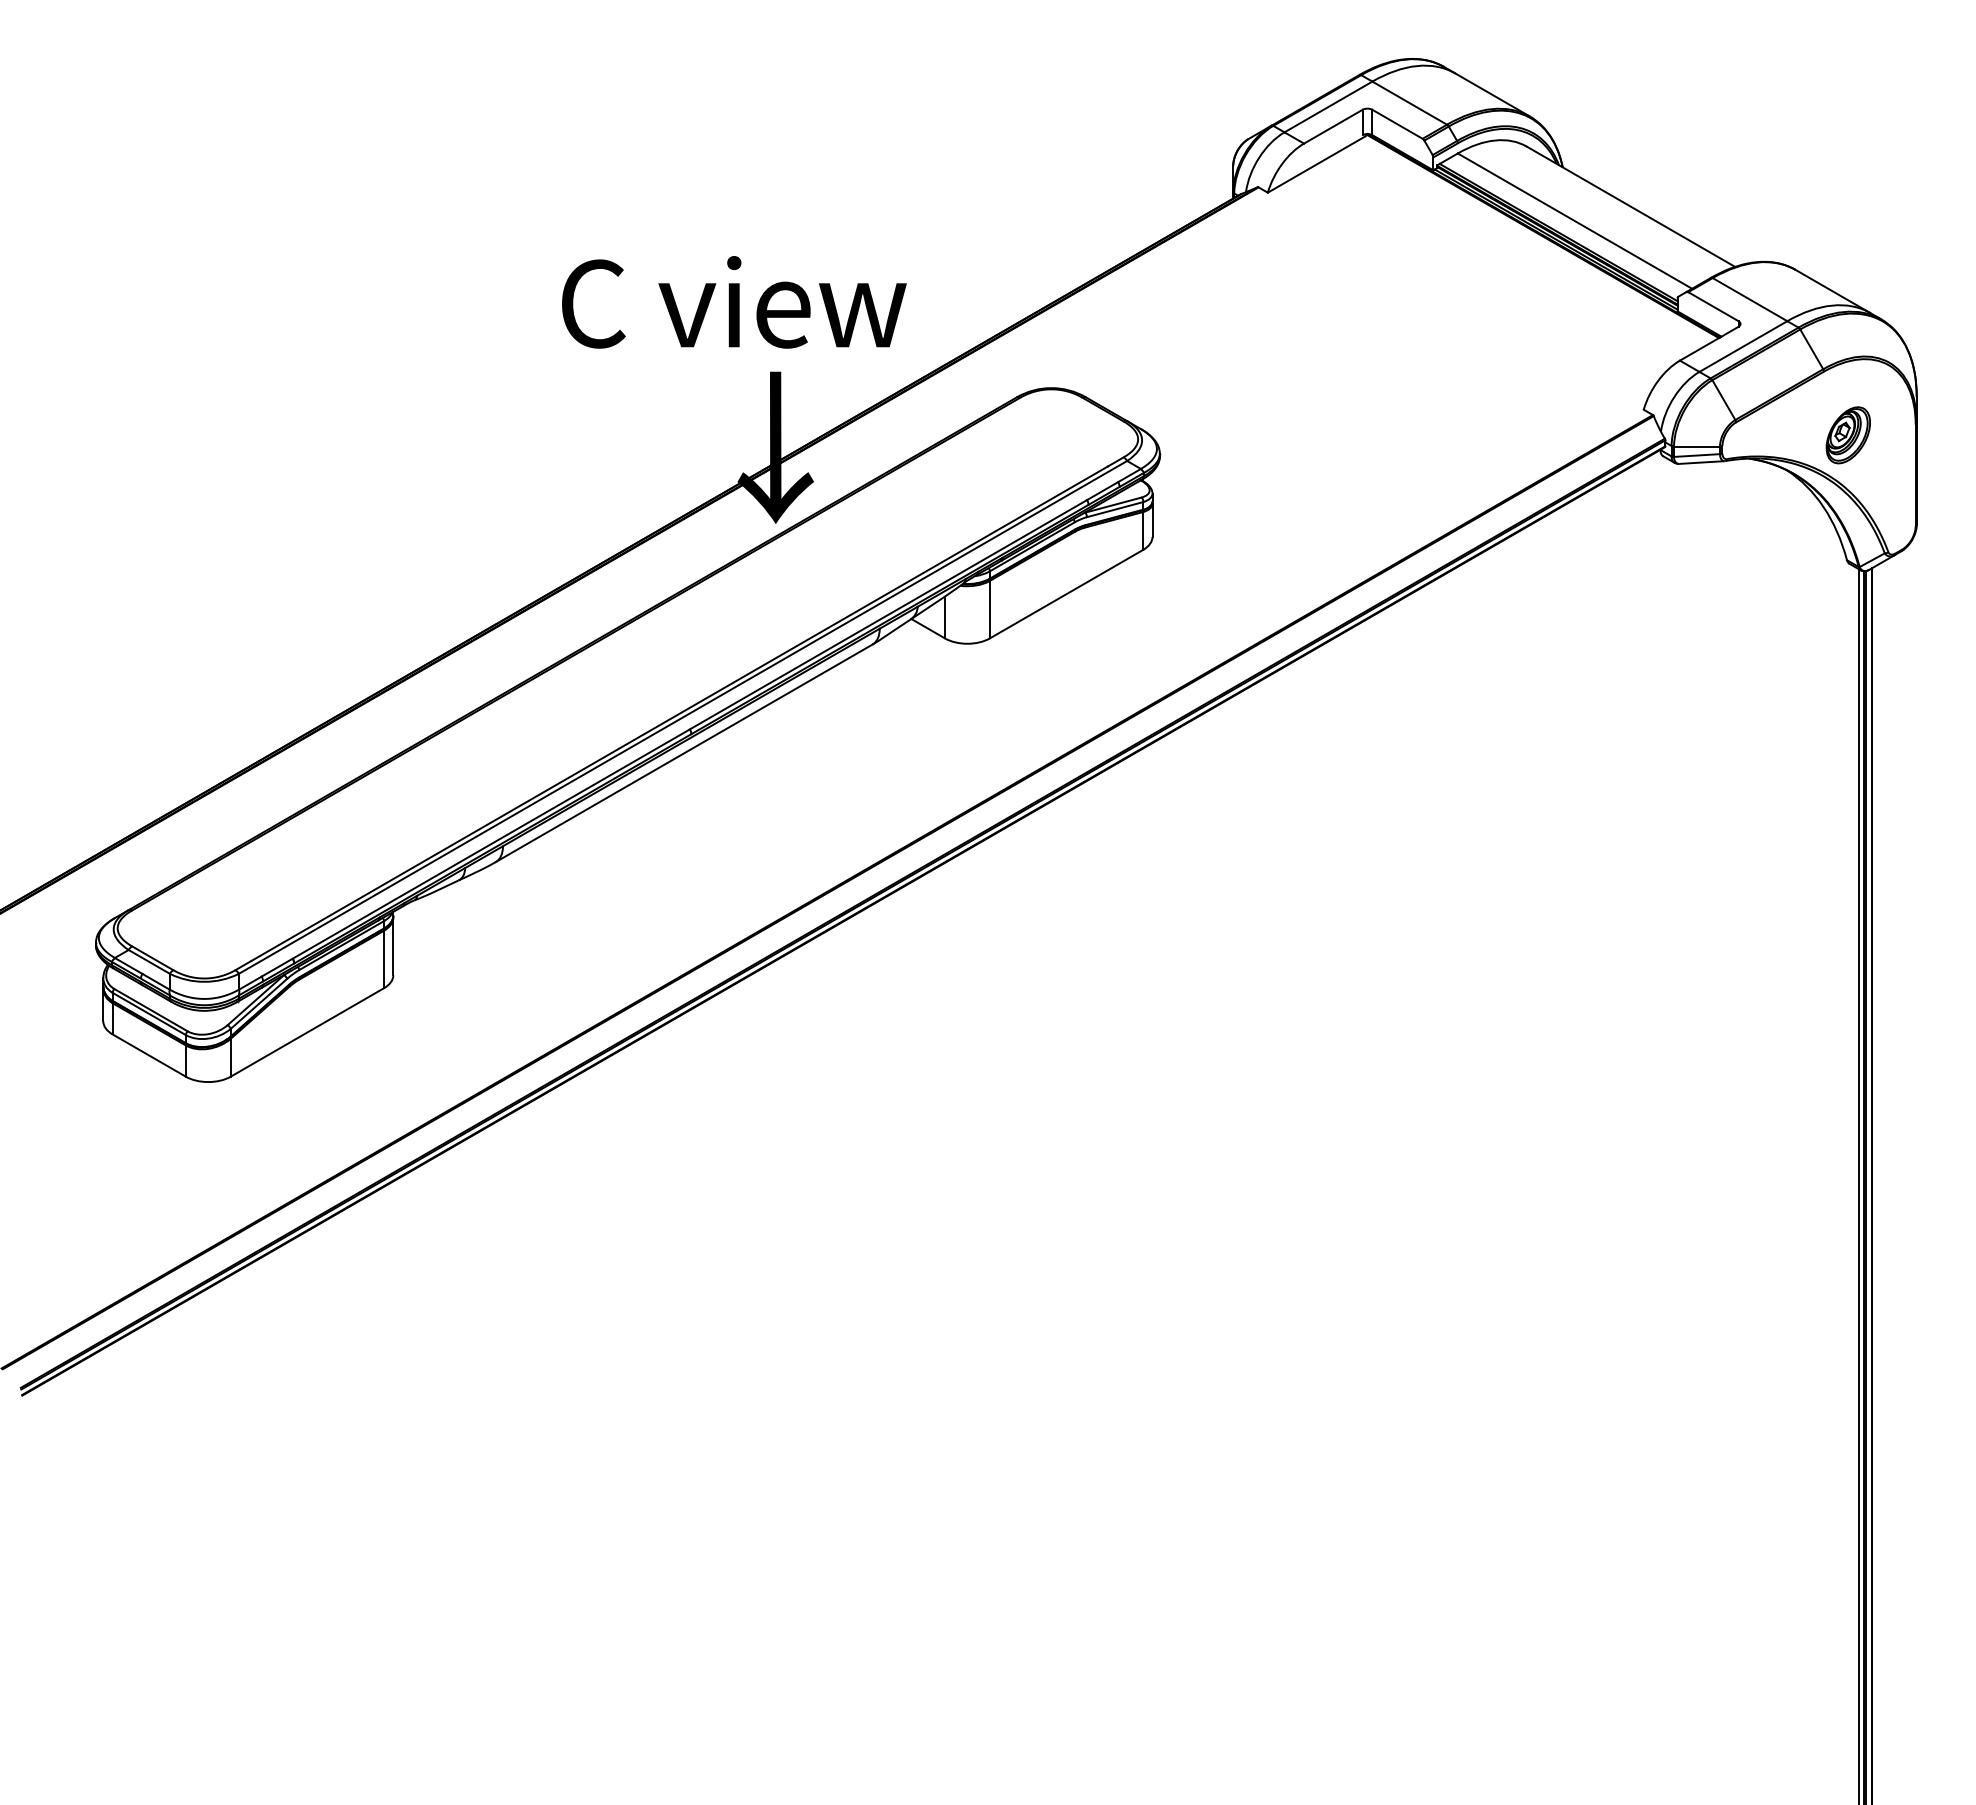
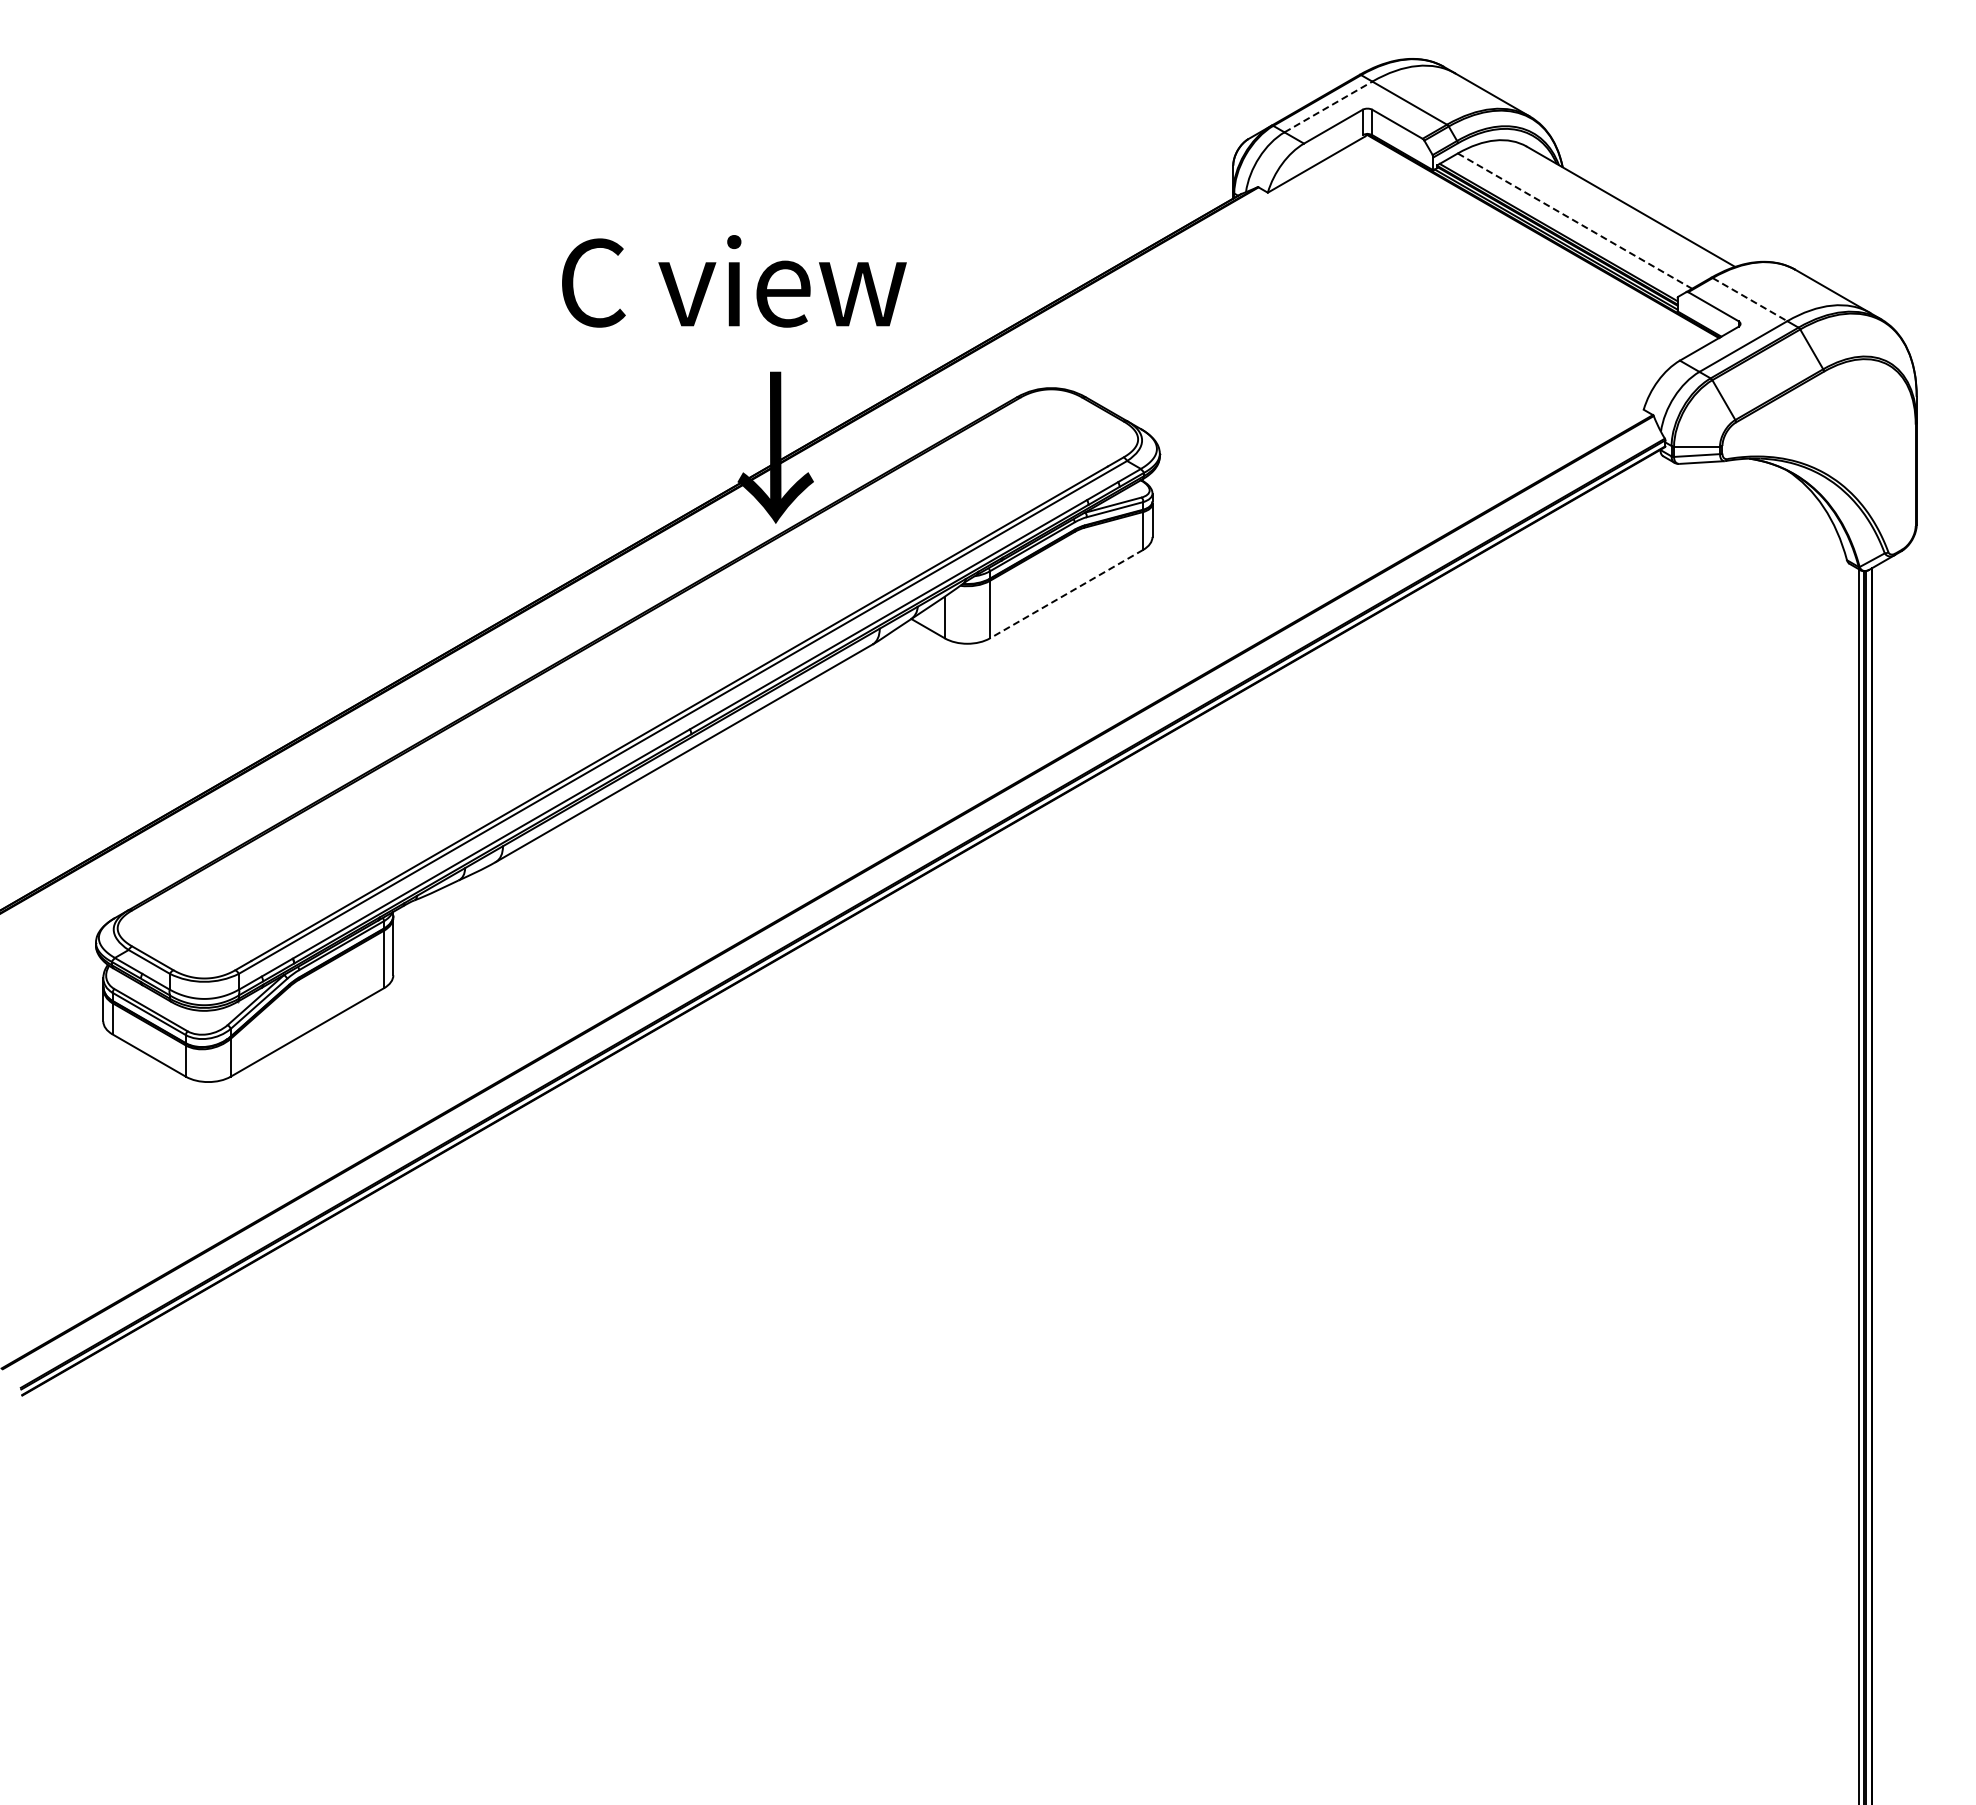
line: solid -> dashed (1328, 106)
line: solid -> dashed (1575, 221)
line: solid -> dashed (1750, 299)
text position: (734, 302) -> (734, 281) (734, 281)
part: present -> none (1847, 435)
line: solid -> dashed (1066, 594)
